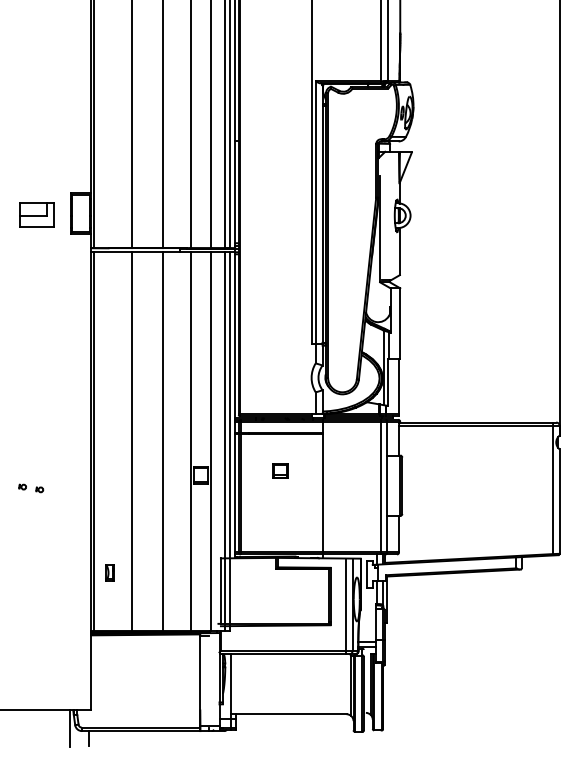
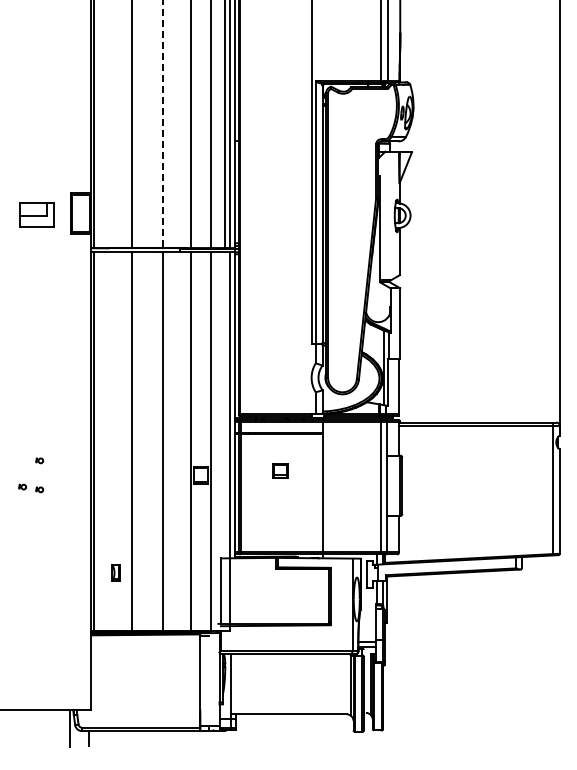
line: solid -> dashed (163, 124)
line: present -> none (225, 441)
part: none -> present (39, 460)
part position: (109, 572) -> (115, 572) (115, 572)
line: present -> none (345, 606)
